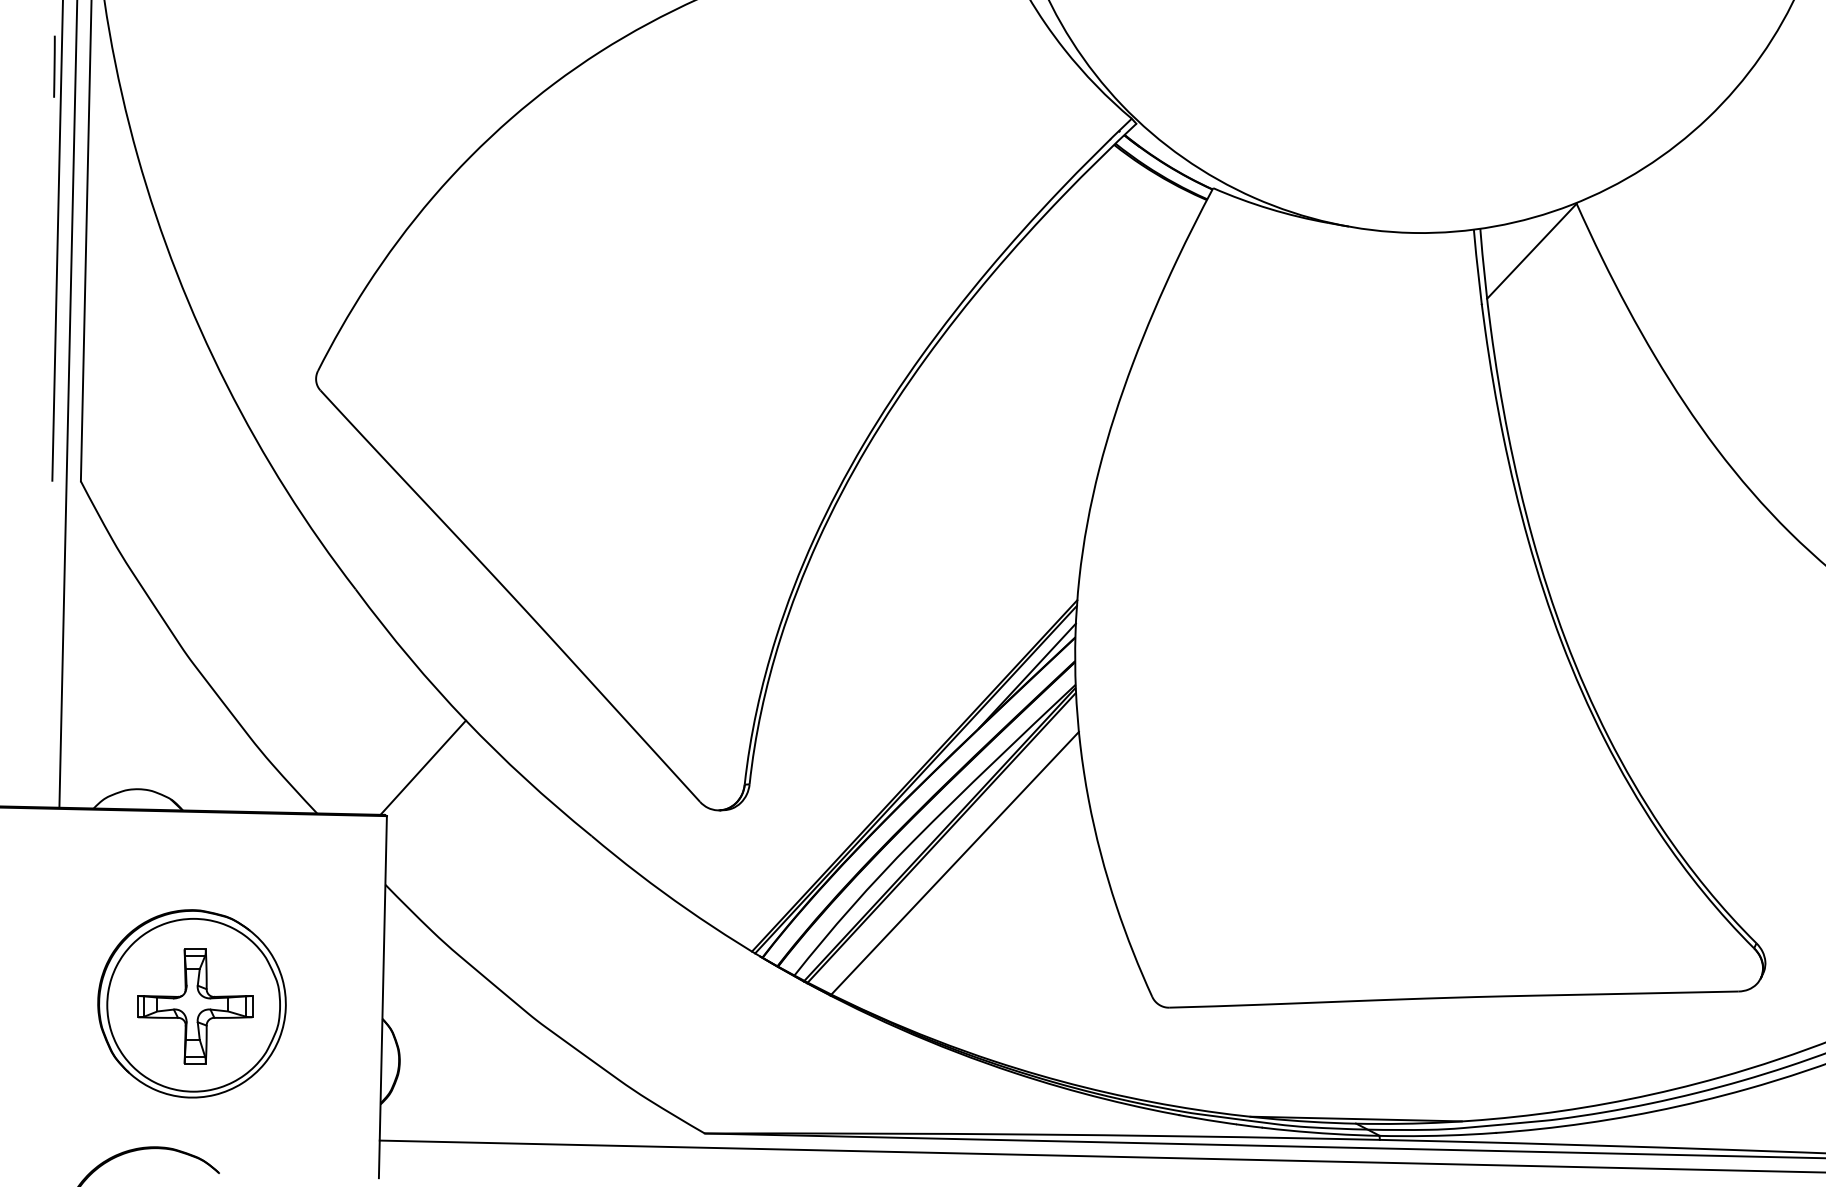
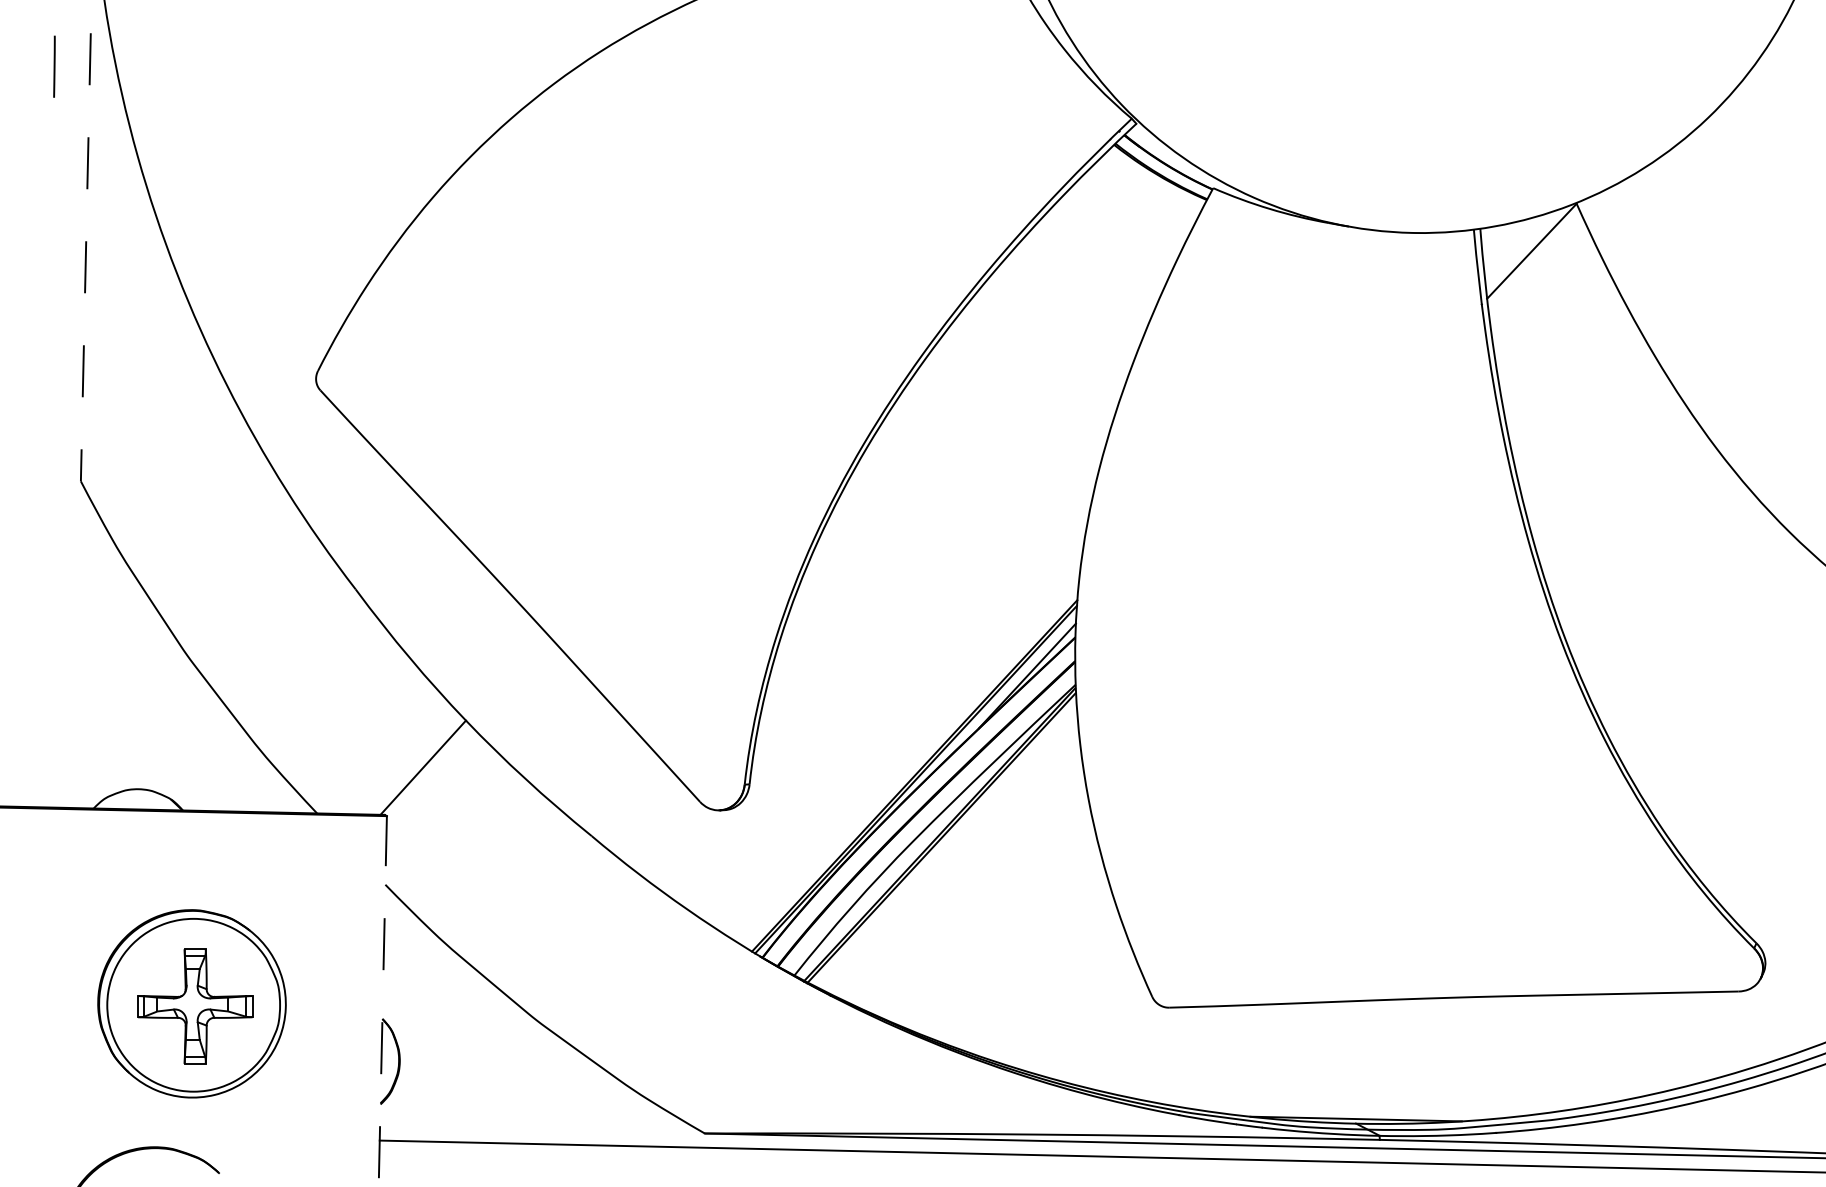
line: present -> none (57, 241)
line: solid -> dashed (86, 241)
line: present -> none (68, 404)
line: present -> none (954, 862)
line: solid -> dashed (382, 996)
